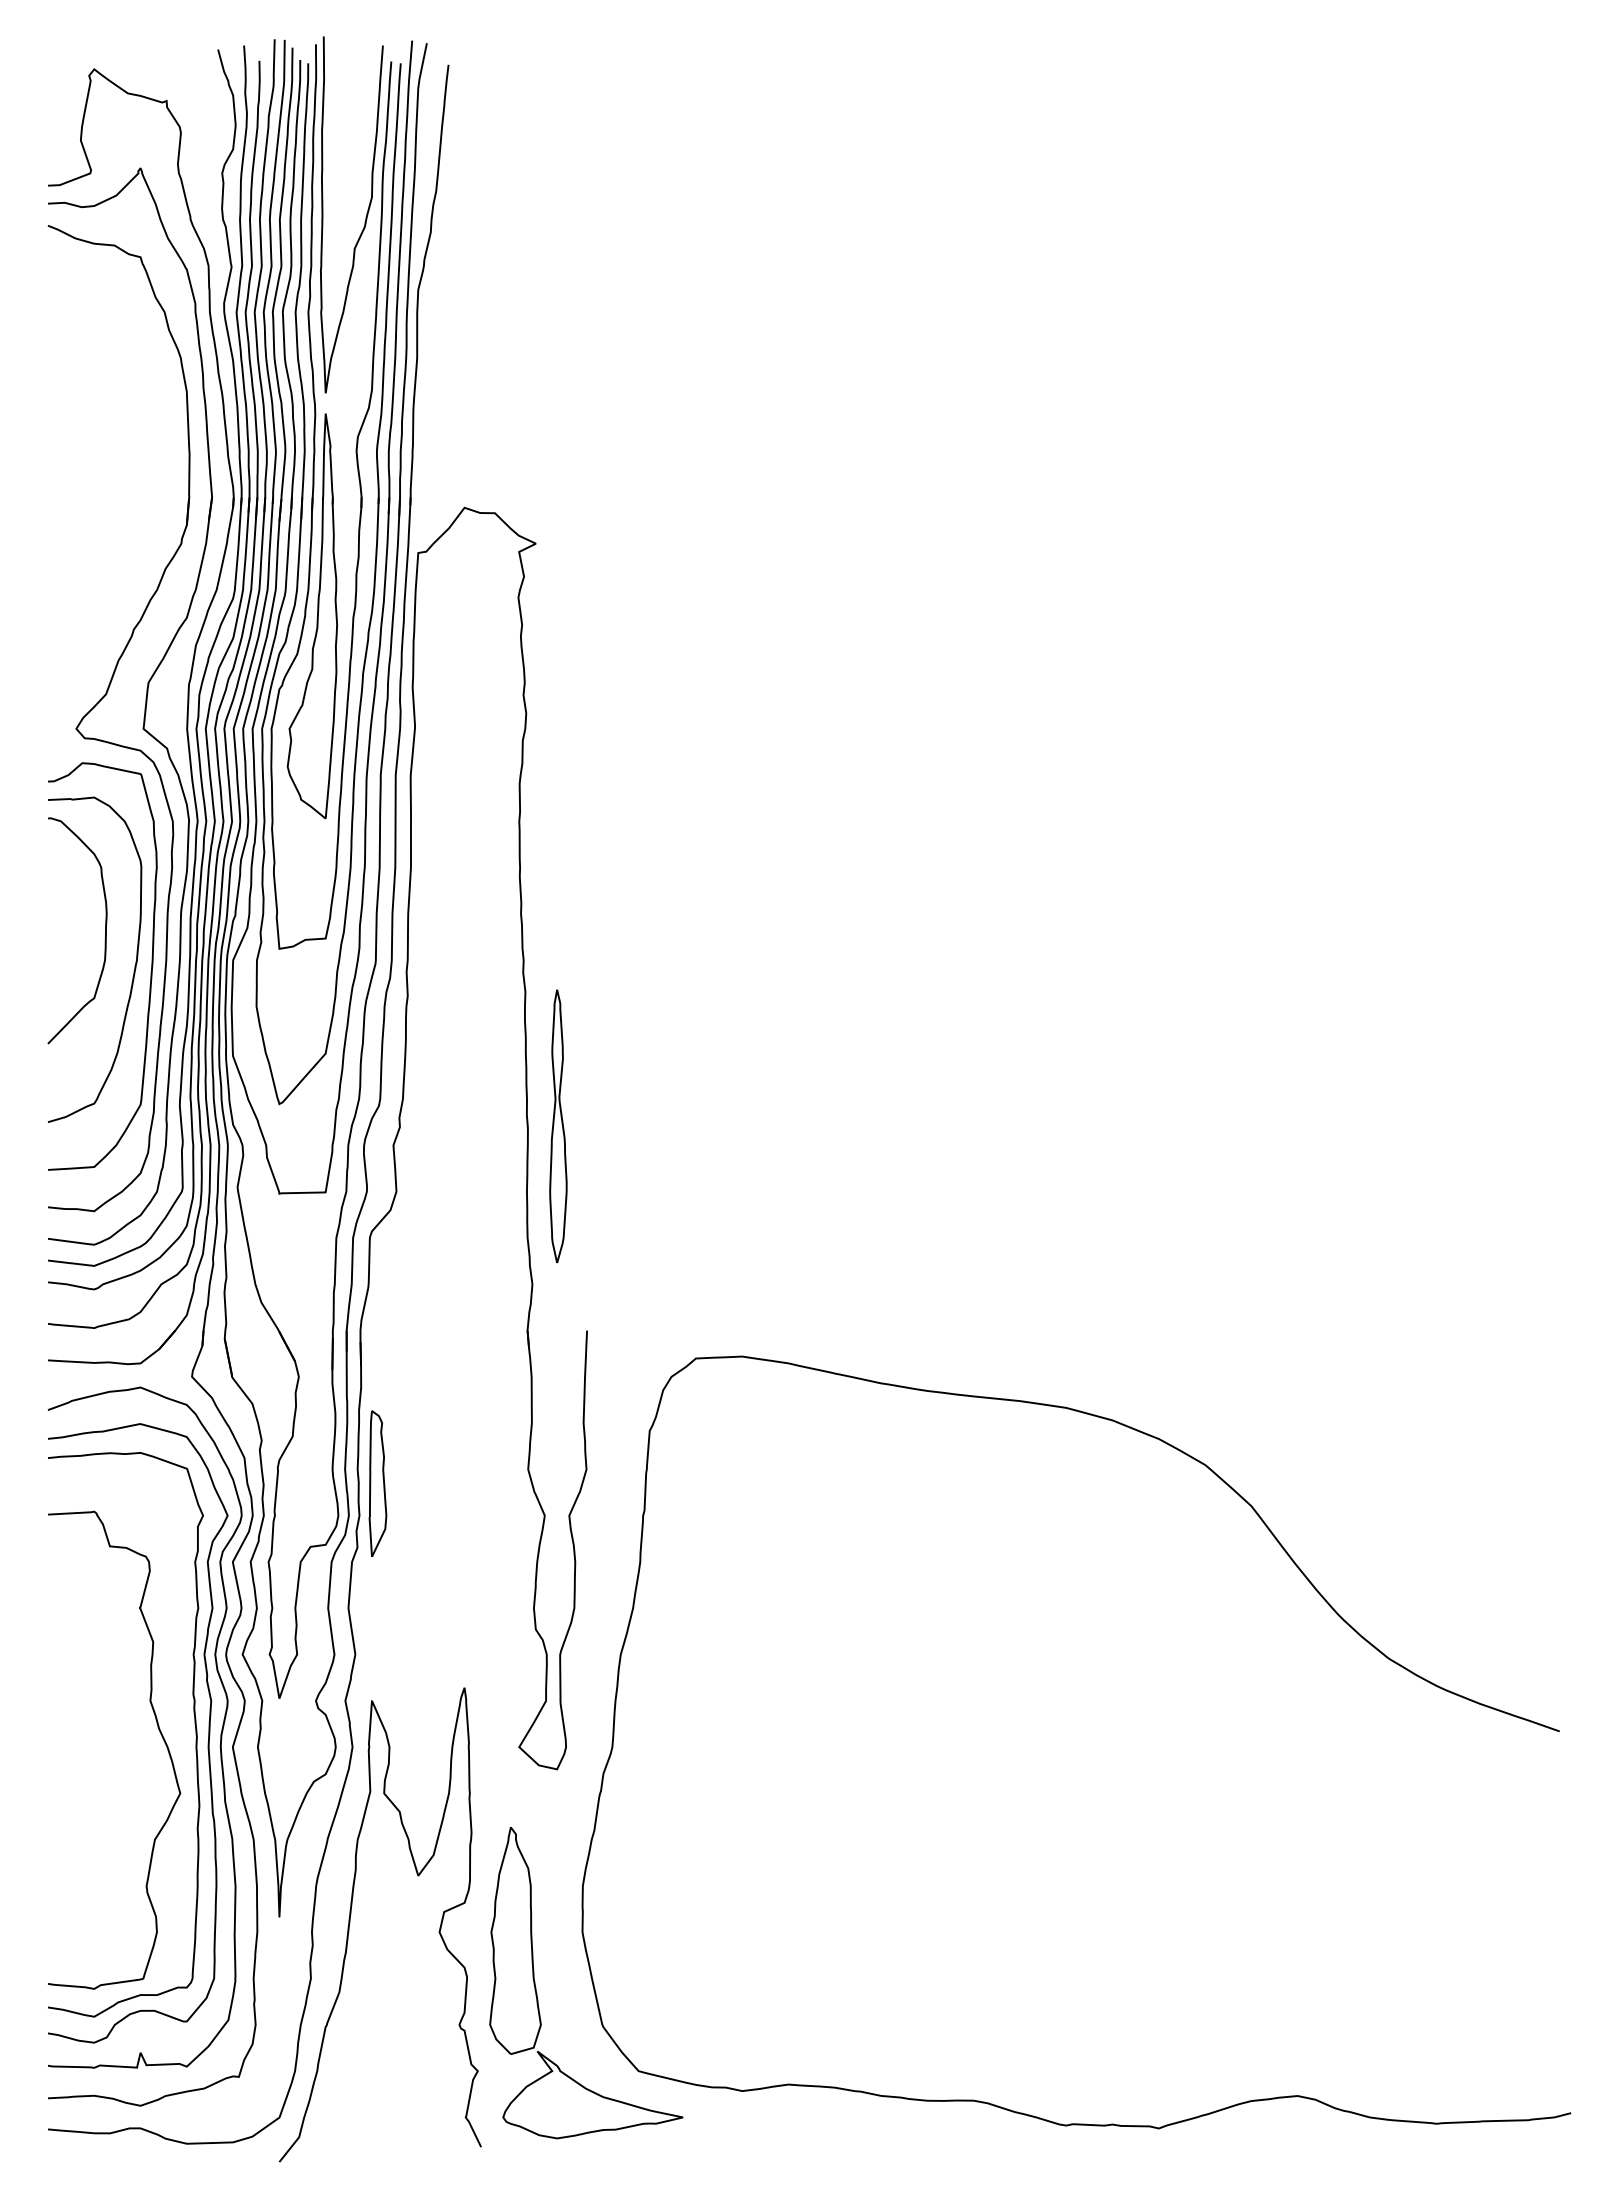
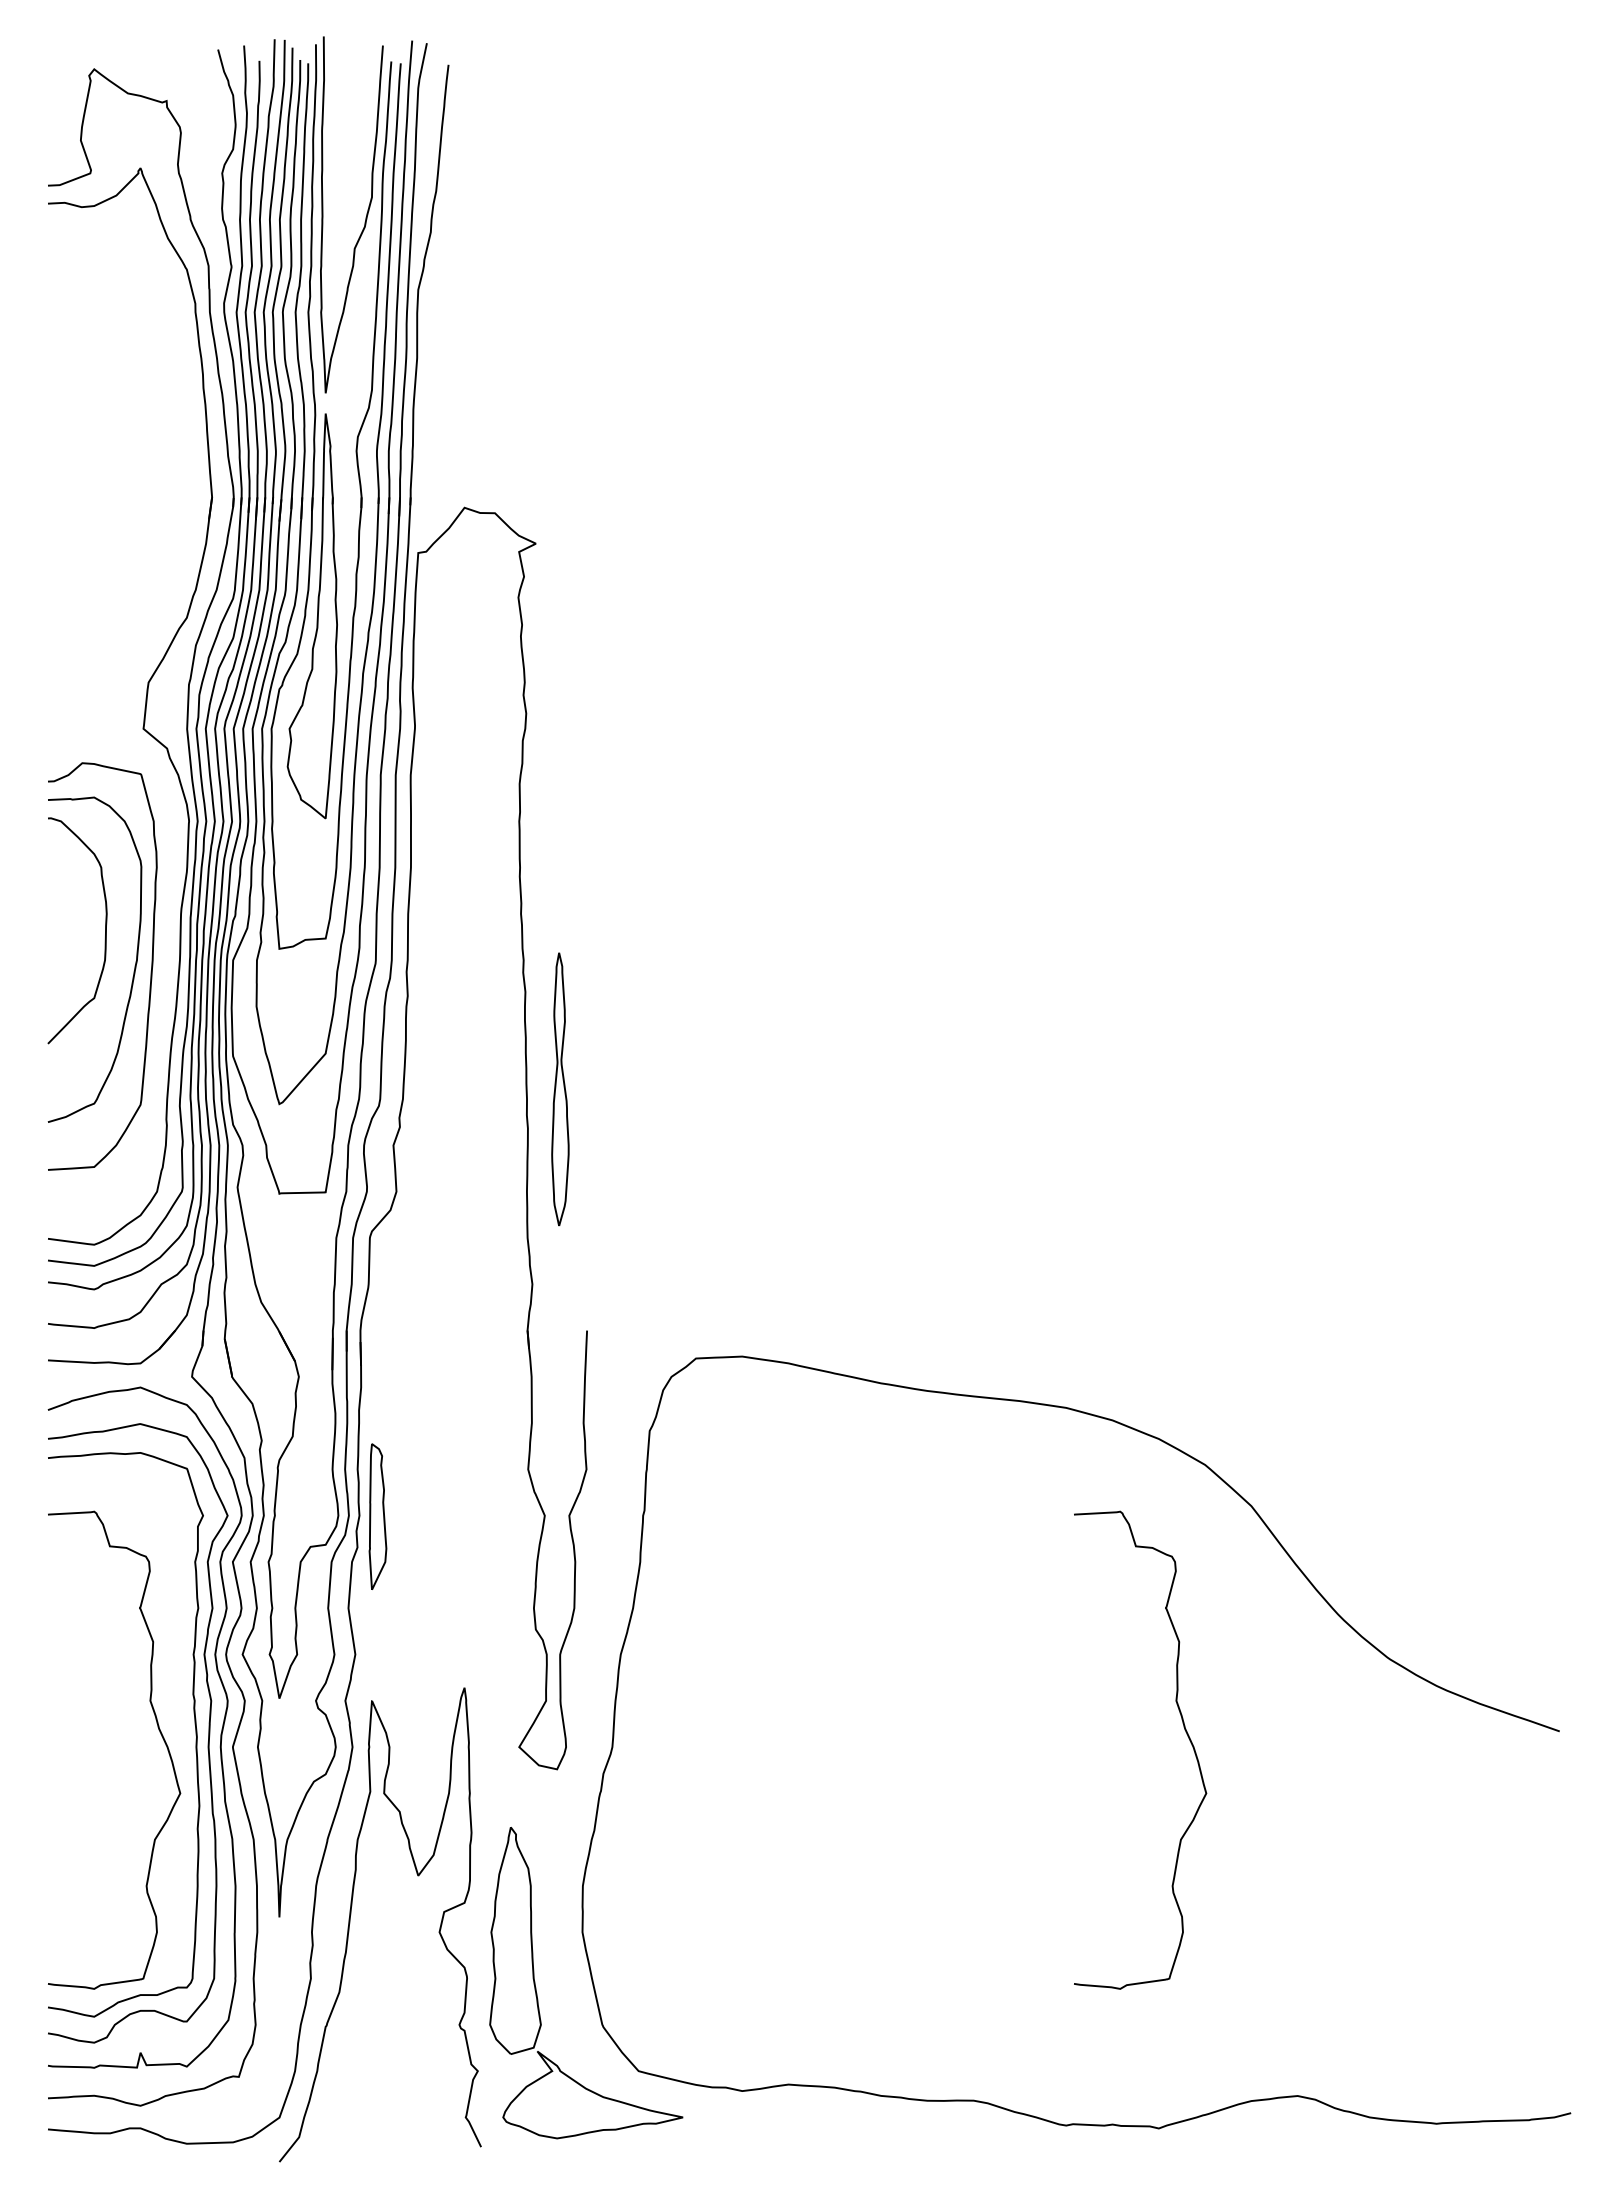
part: present -> none (109, 741)
part position: (558, 1126) -> (560, 1089) (560, 1089)
part position: (377, 1483) -> (377, 1516) (377, 1516)
curve: none -> present (1184, 1730)
